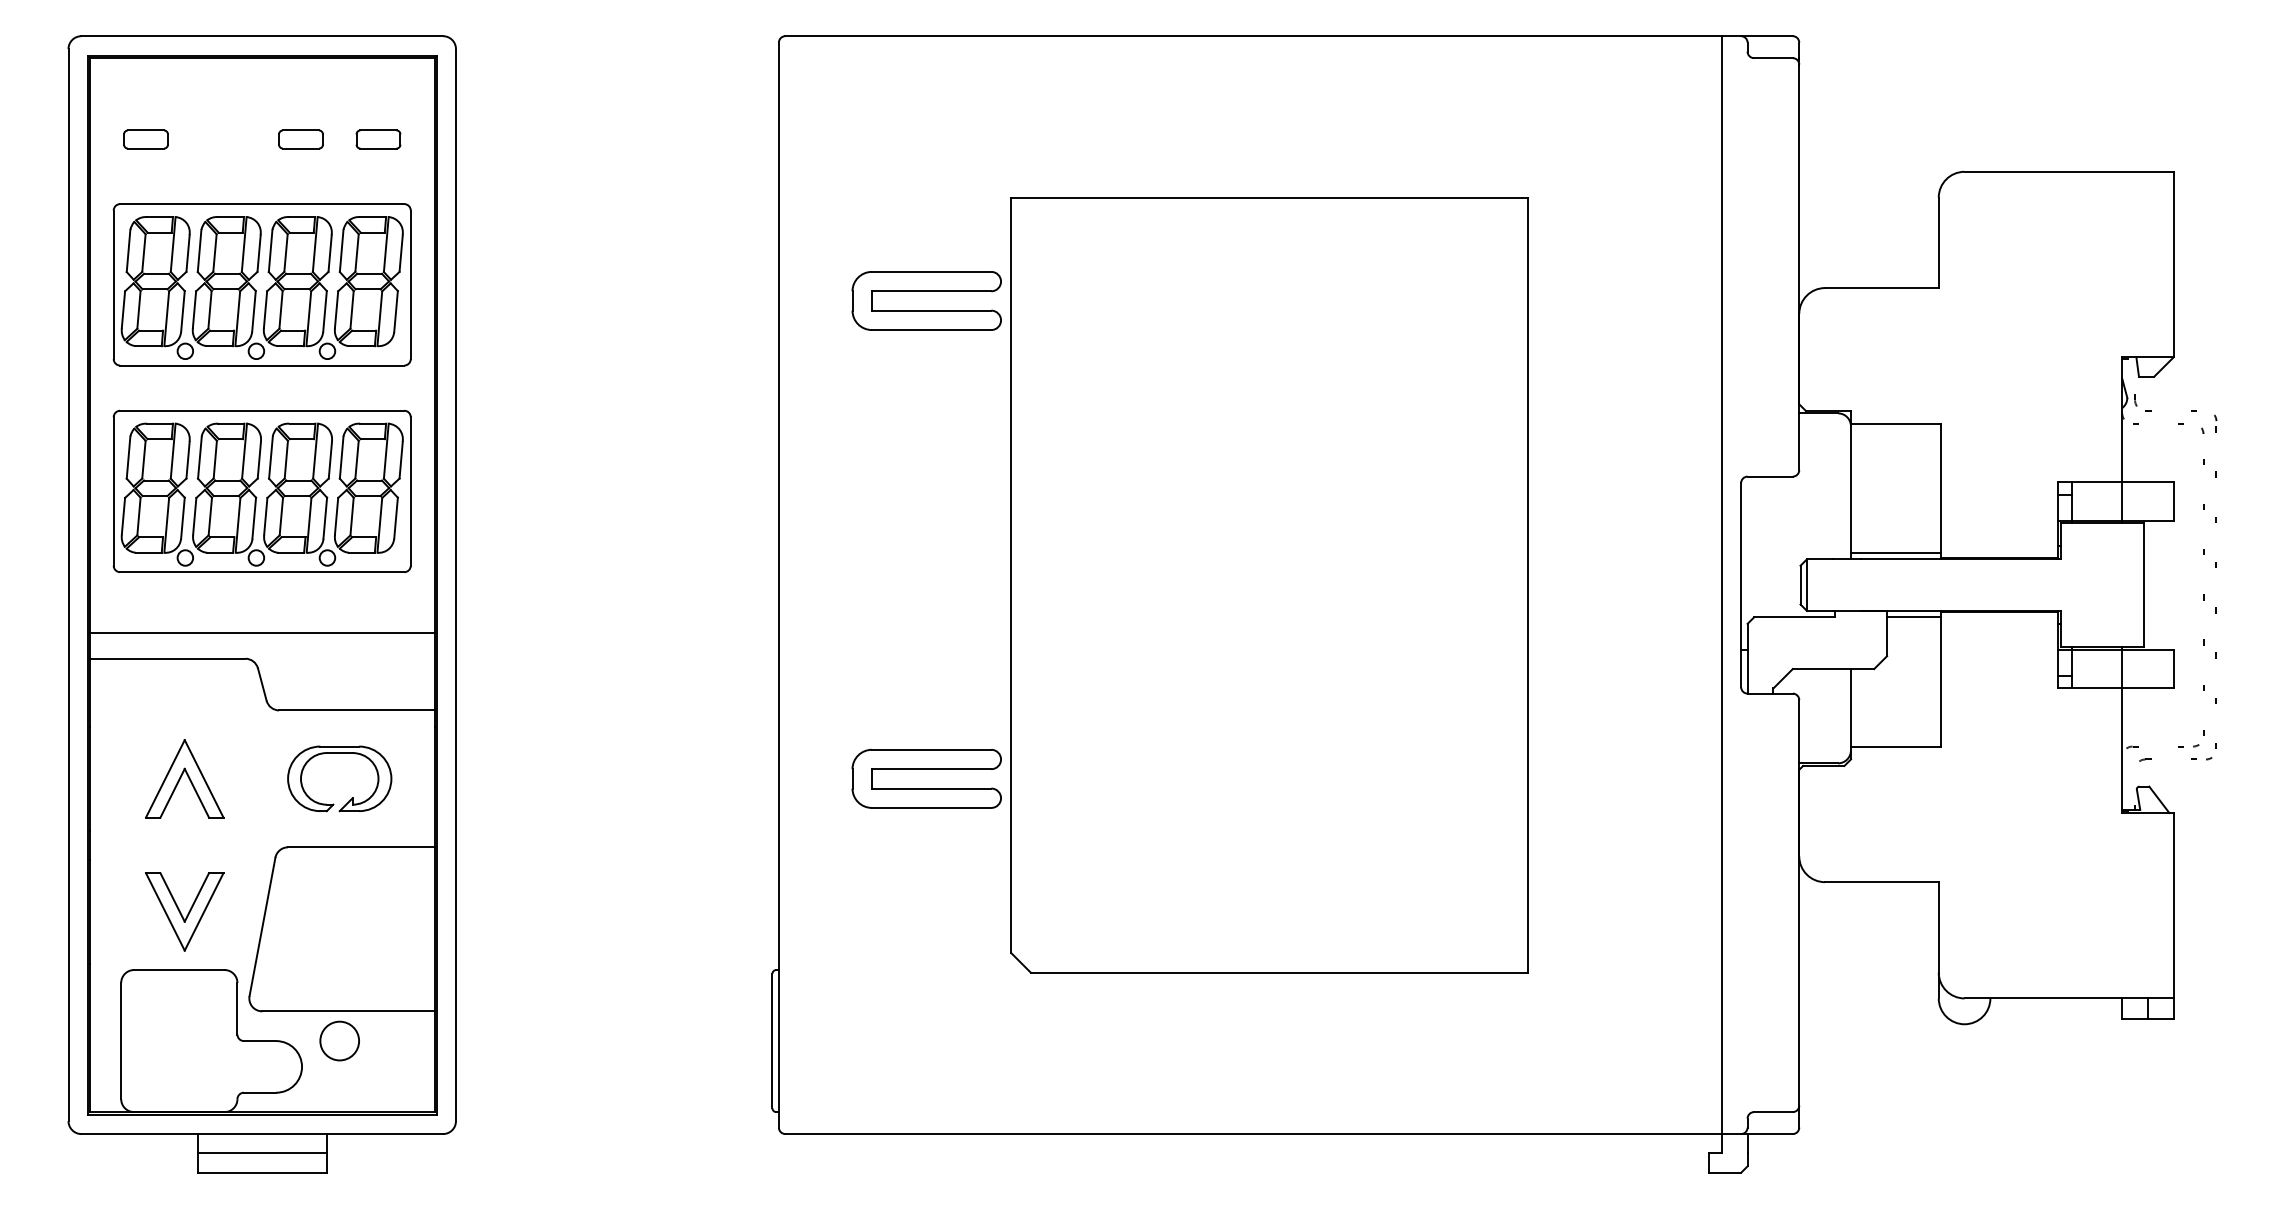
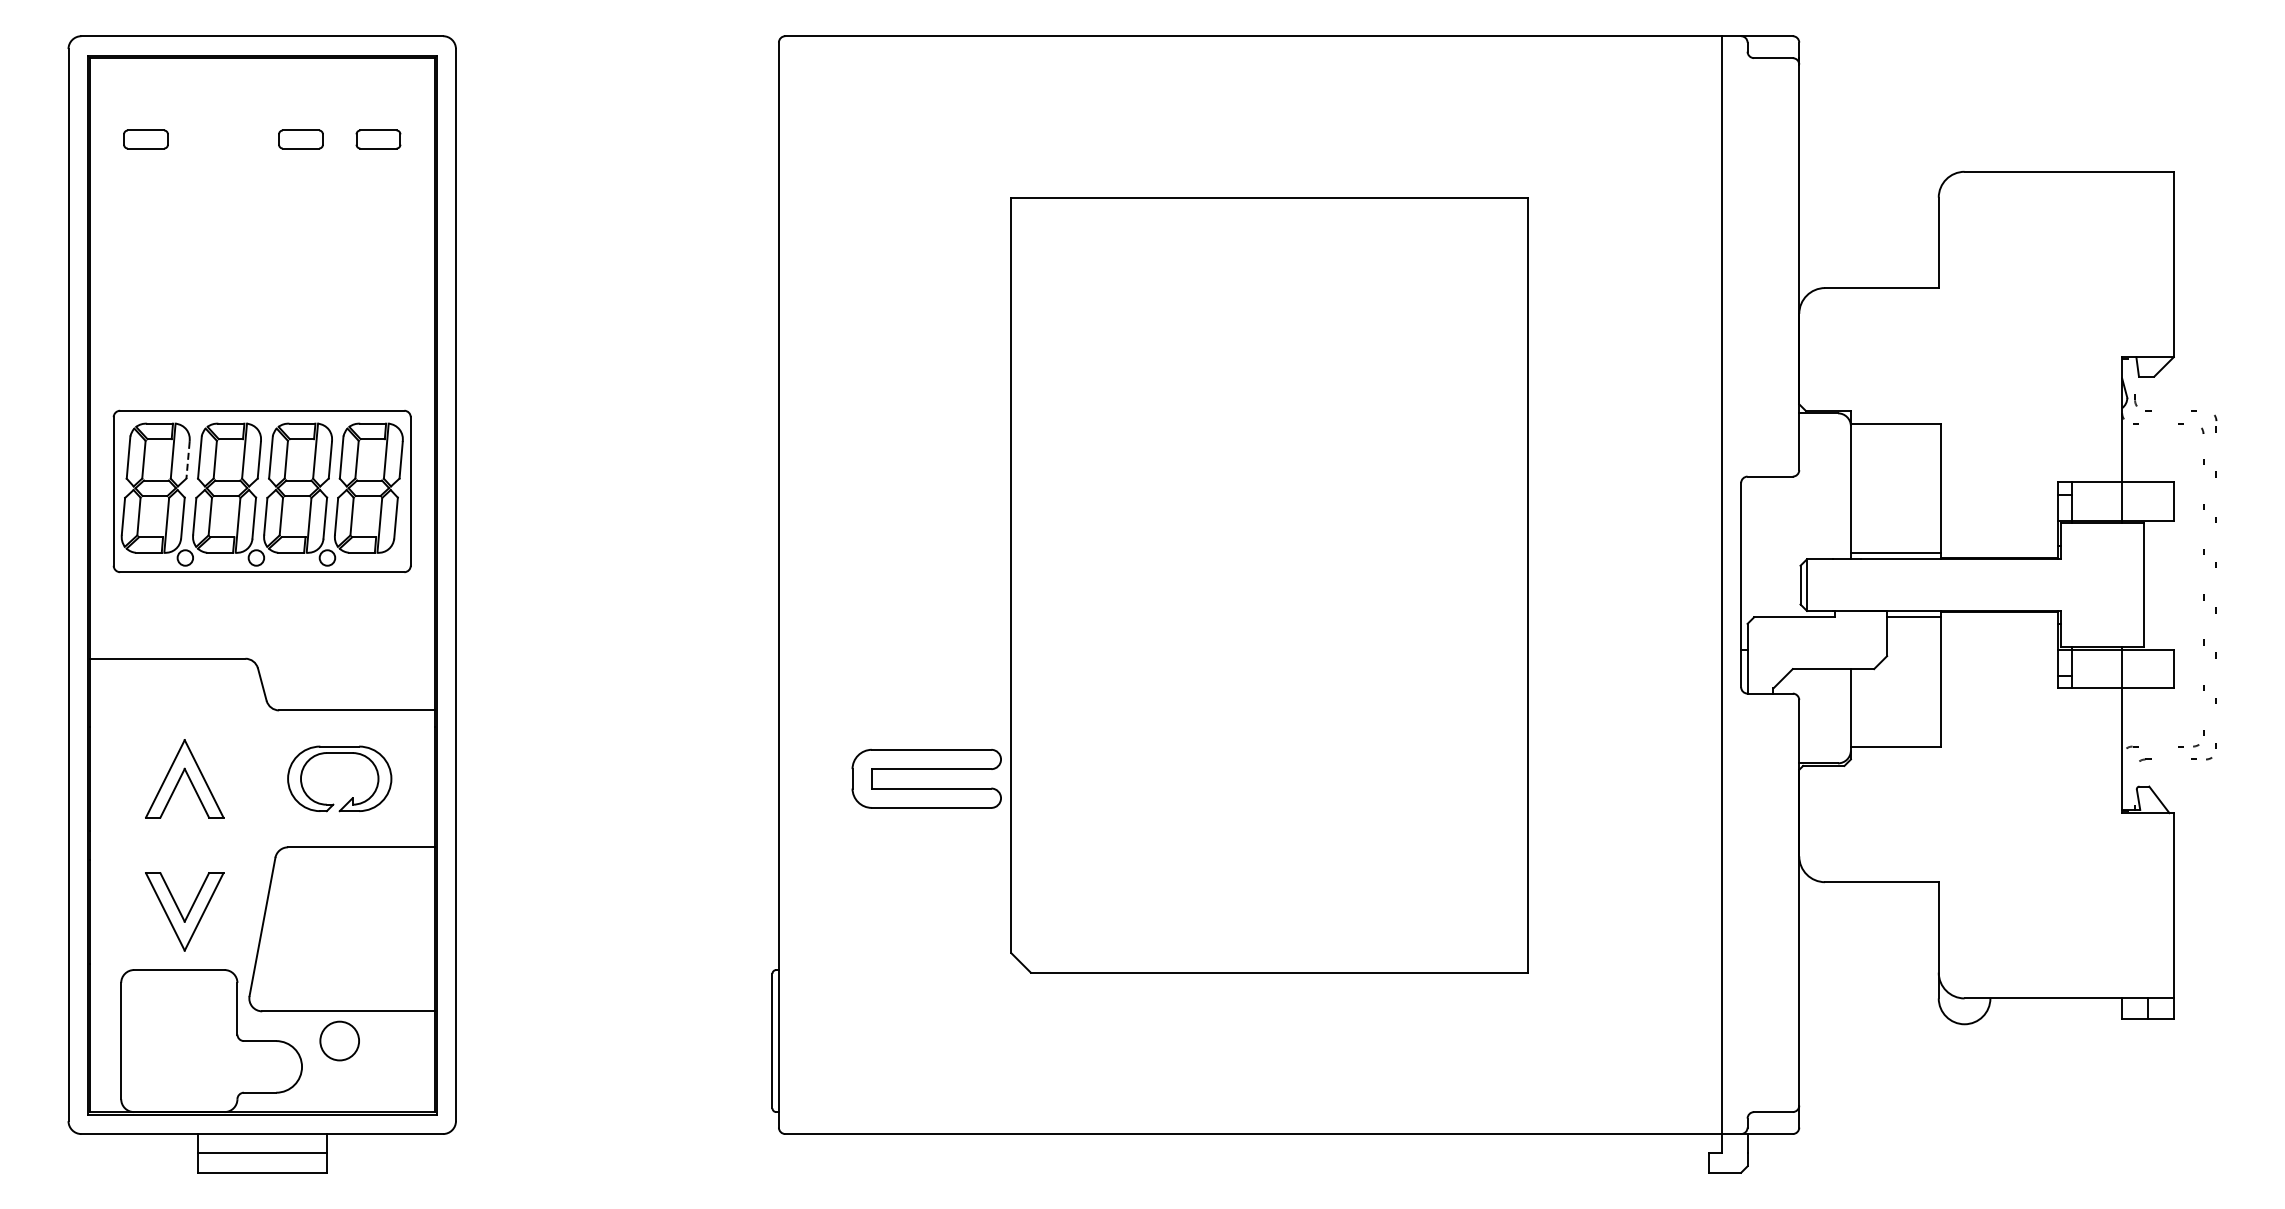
part: present -> none (261, 284)
part: present -> none (926, 291)
line: solid -> dashed (188, 460)
line: present -> none (261, 632)
